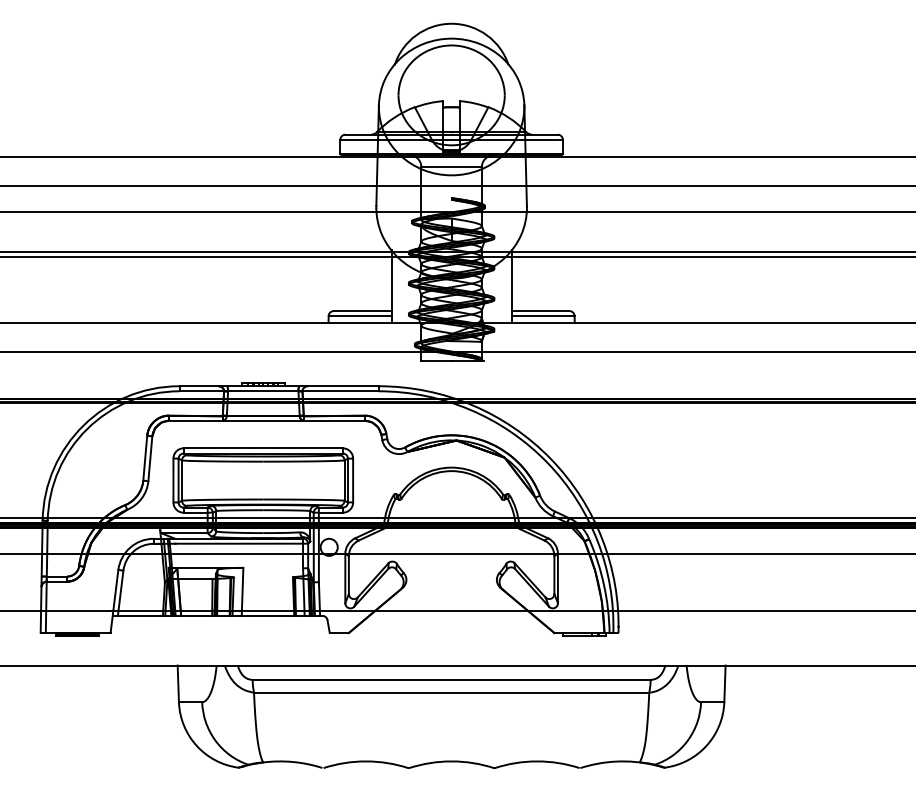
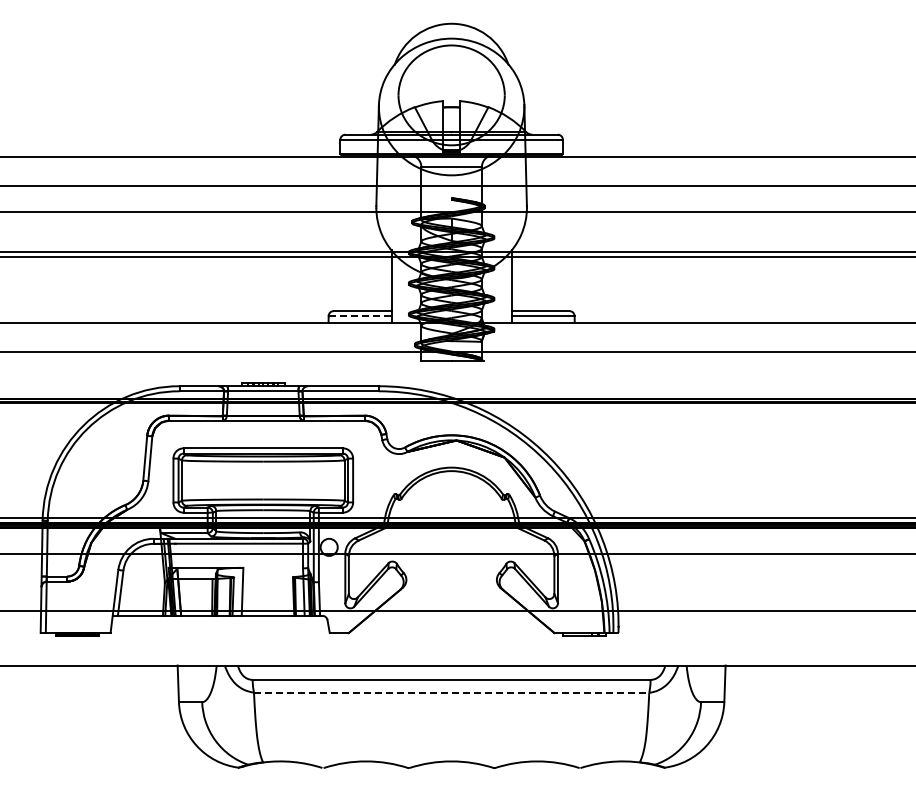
line: solid -> dashed (360, 316)
line: solid -> dashed (451, 692)
